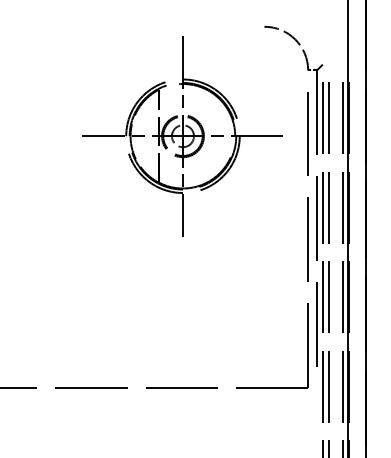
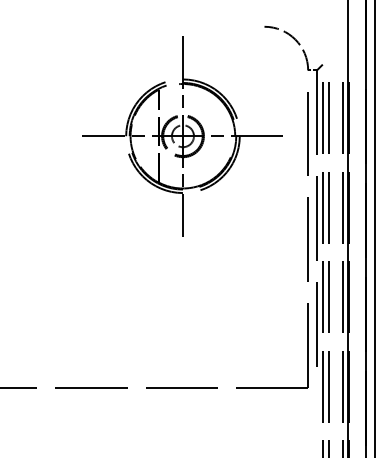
line: none -> present (375, 228)
